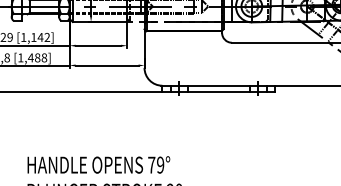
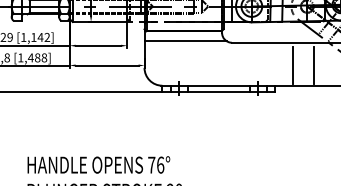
line: none -> present (185, 41)
line: none -> present (293, 64)
line: none -> present (314, 64)
text: 79° -> 76° (160, 164)
